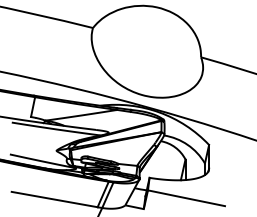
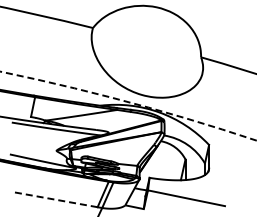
arc: solid -> dashed (128, 102)
line: solid -> dashed (54, 199)
